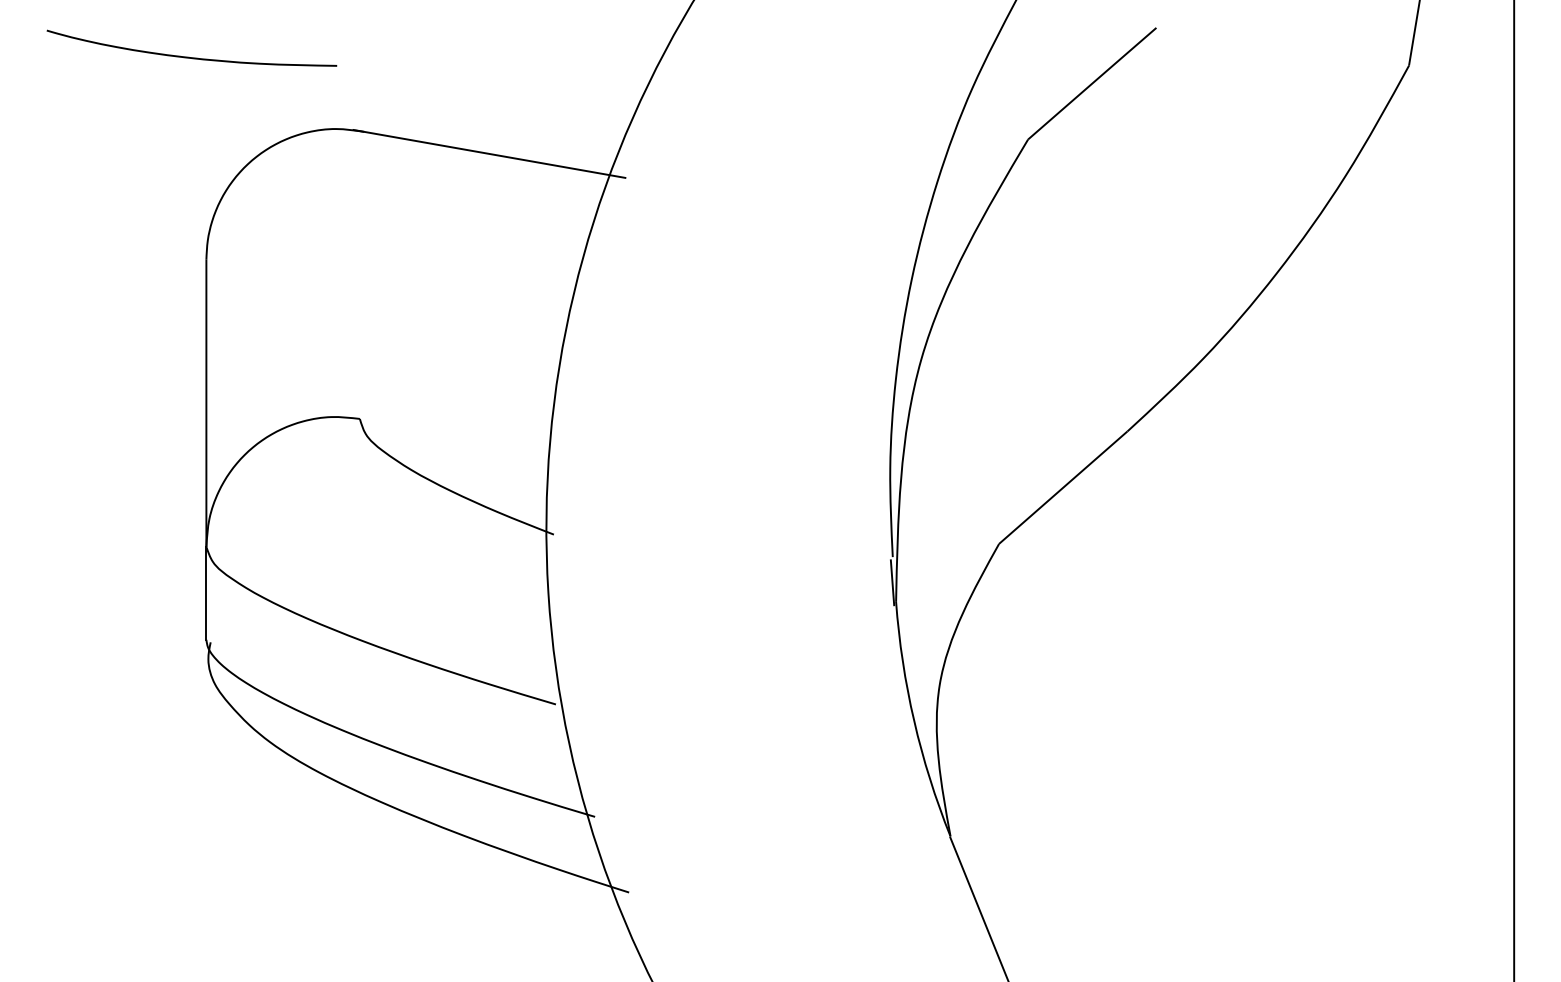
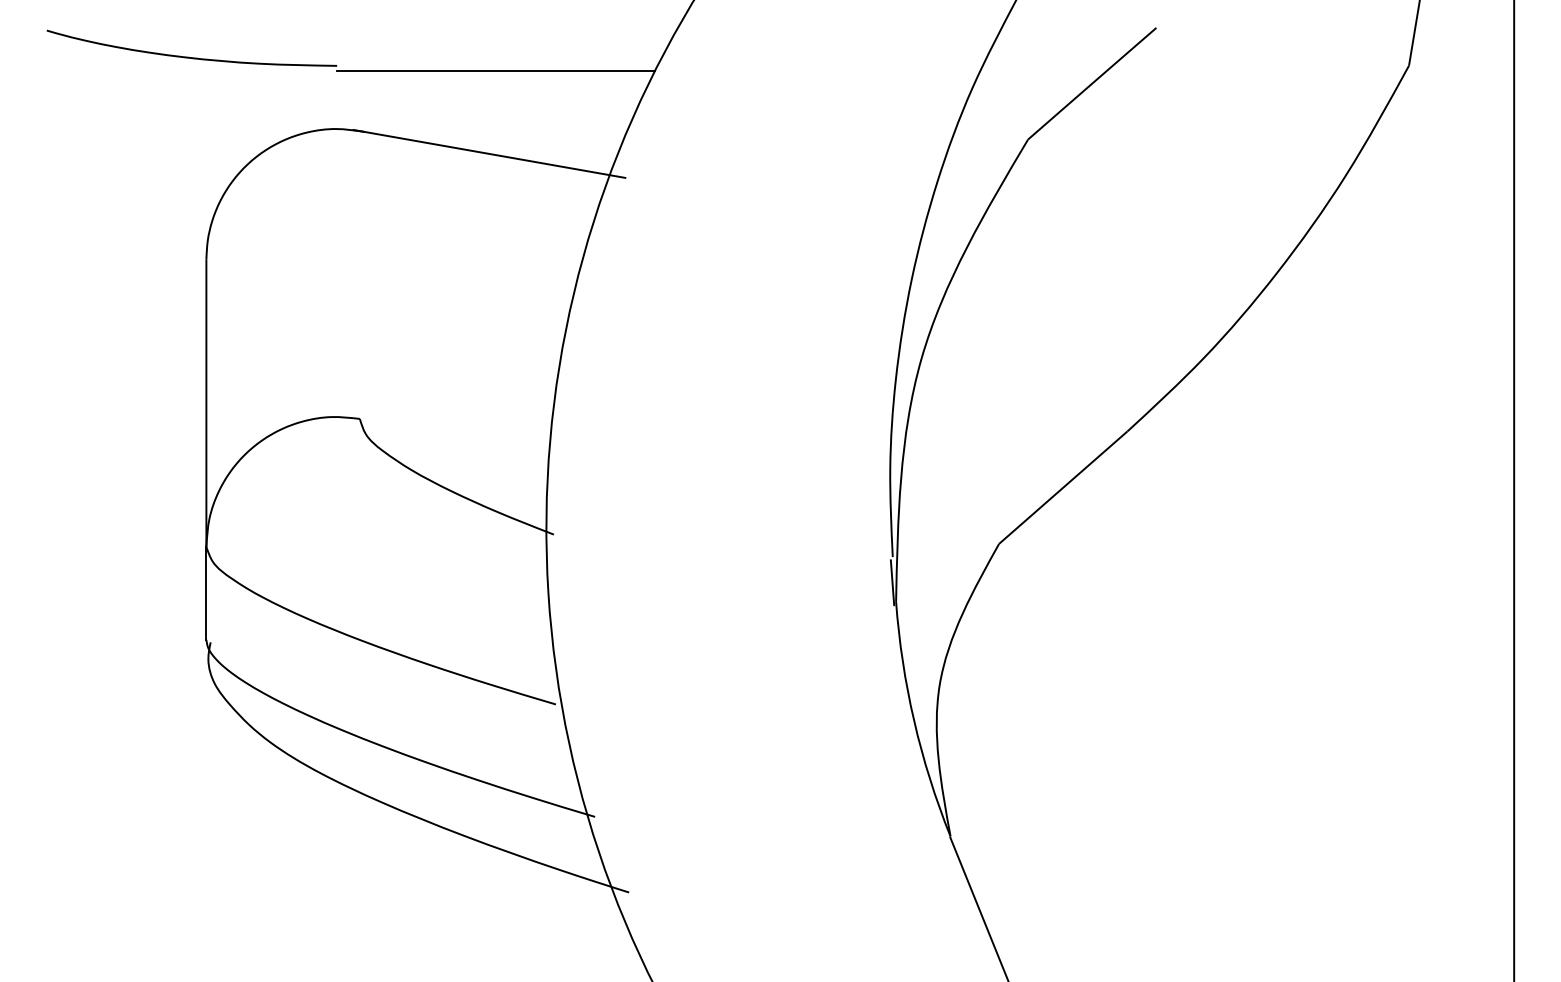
line: none -> present (496, 70)
